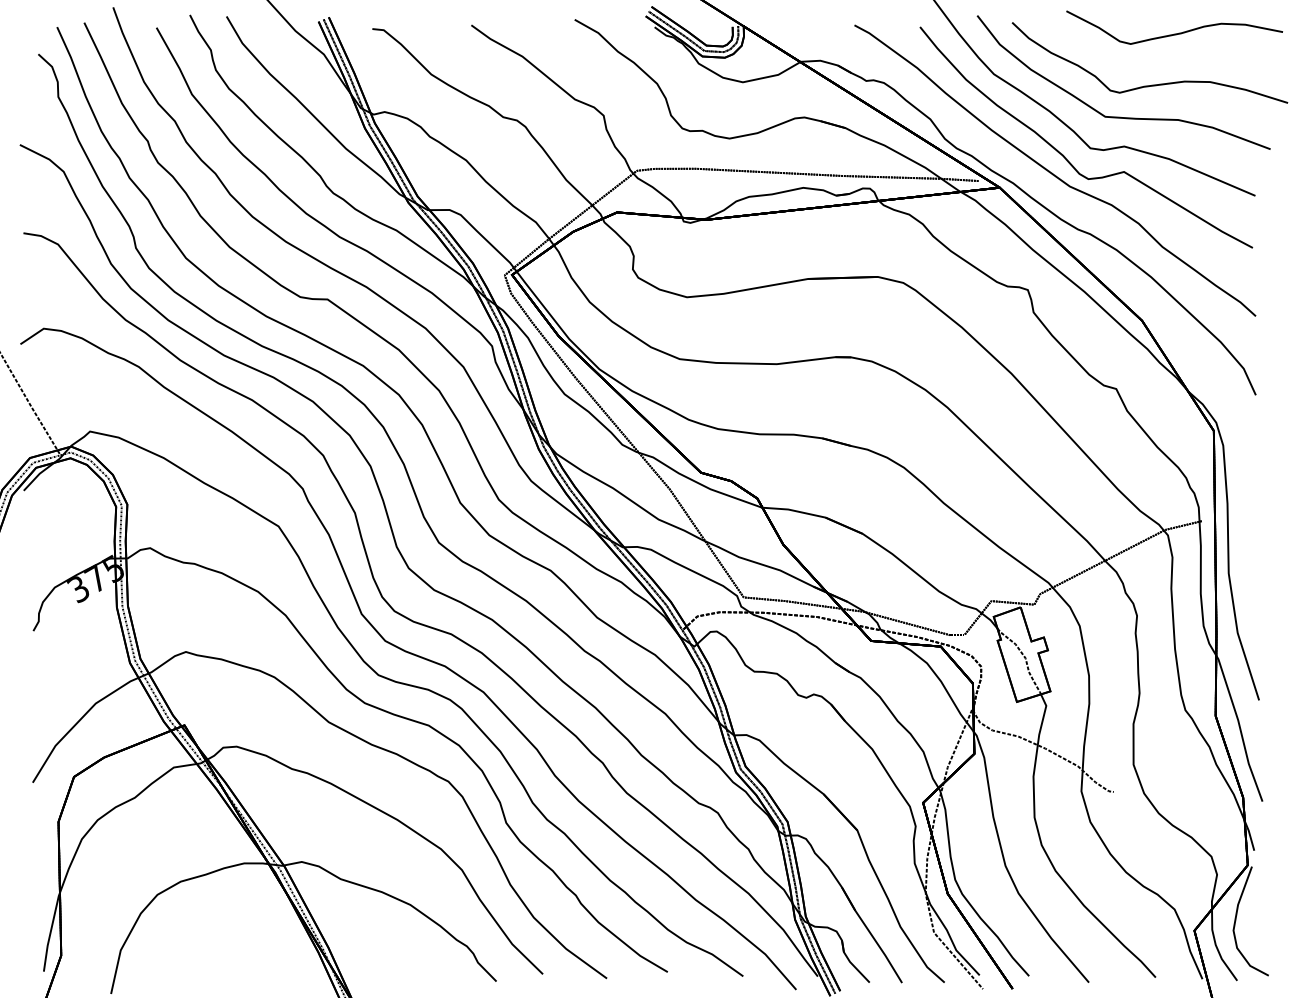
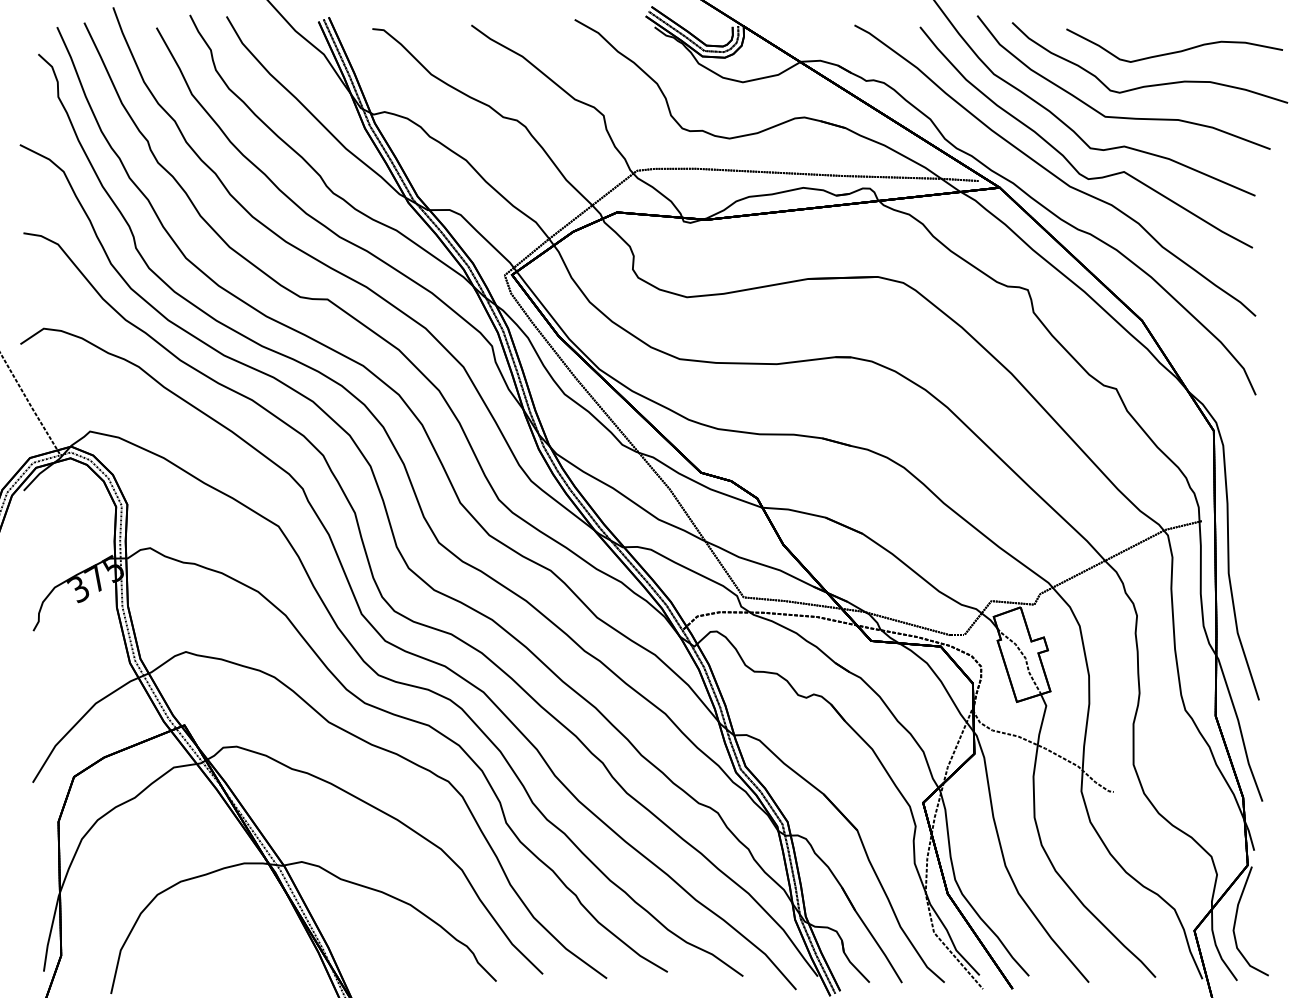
part position: (1174, 27) -> (1174, 45) (1174, 45)
